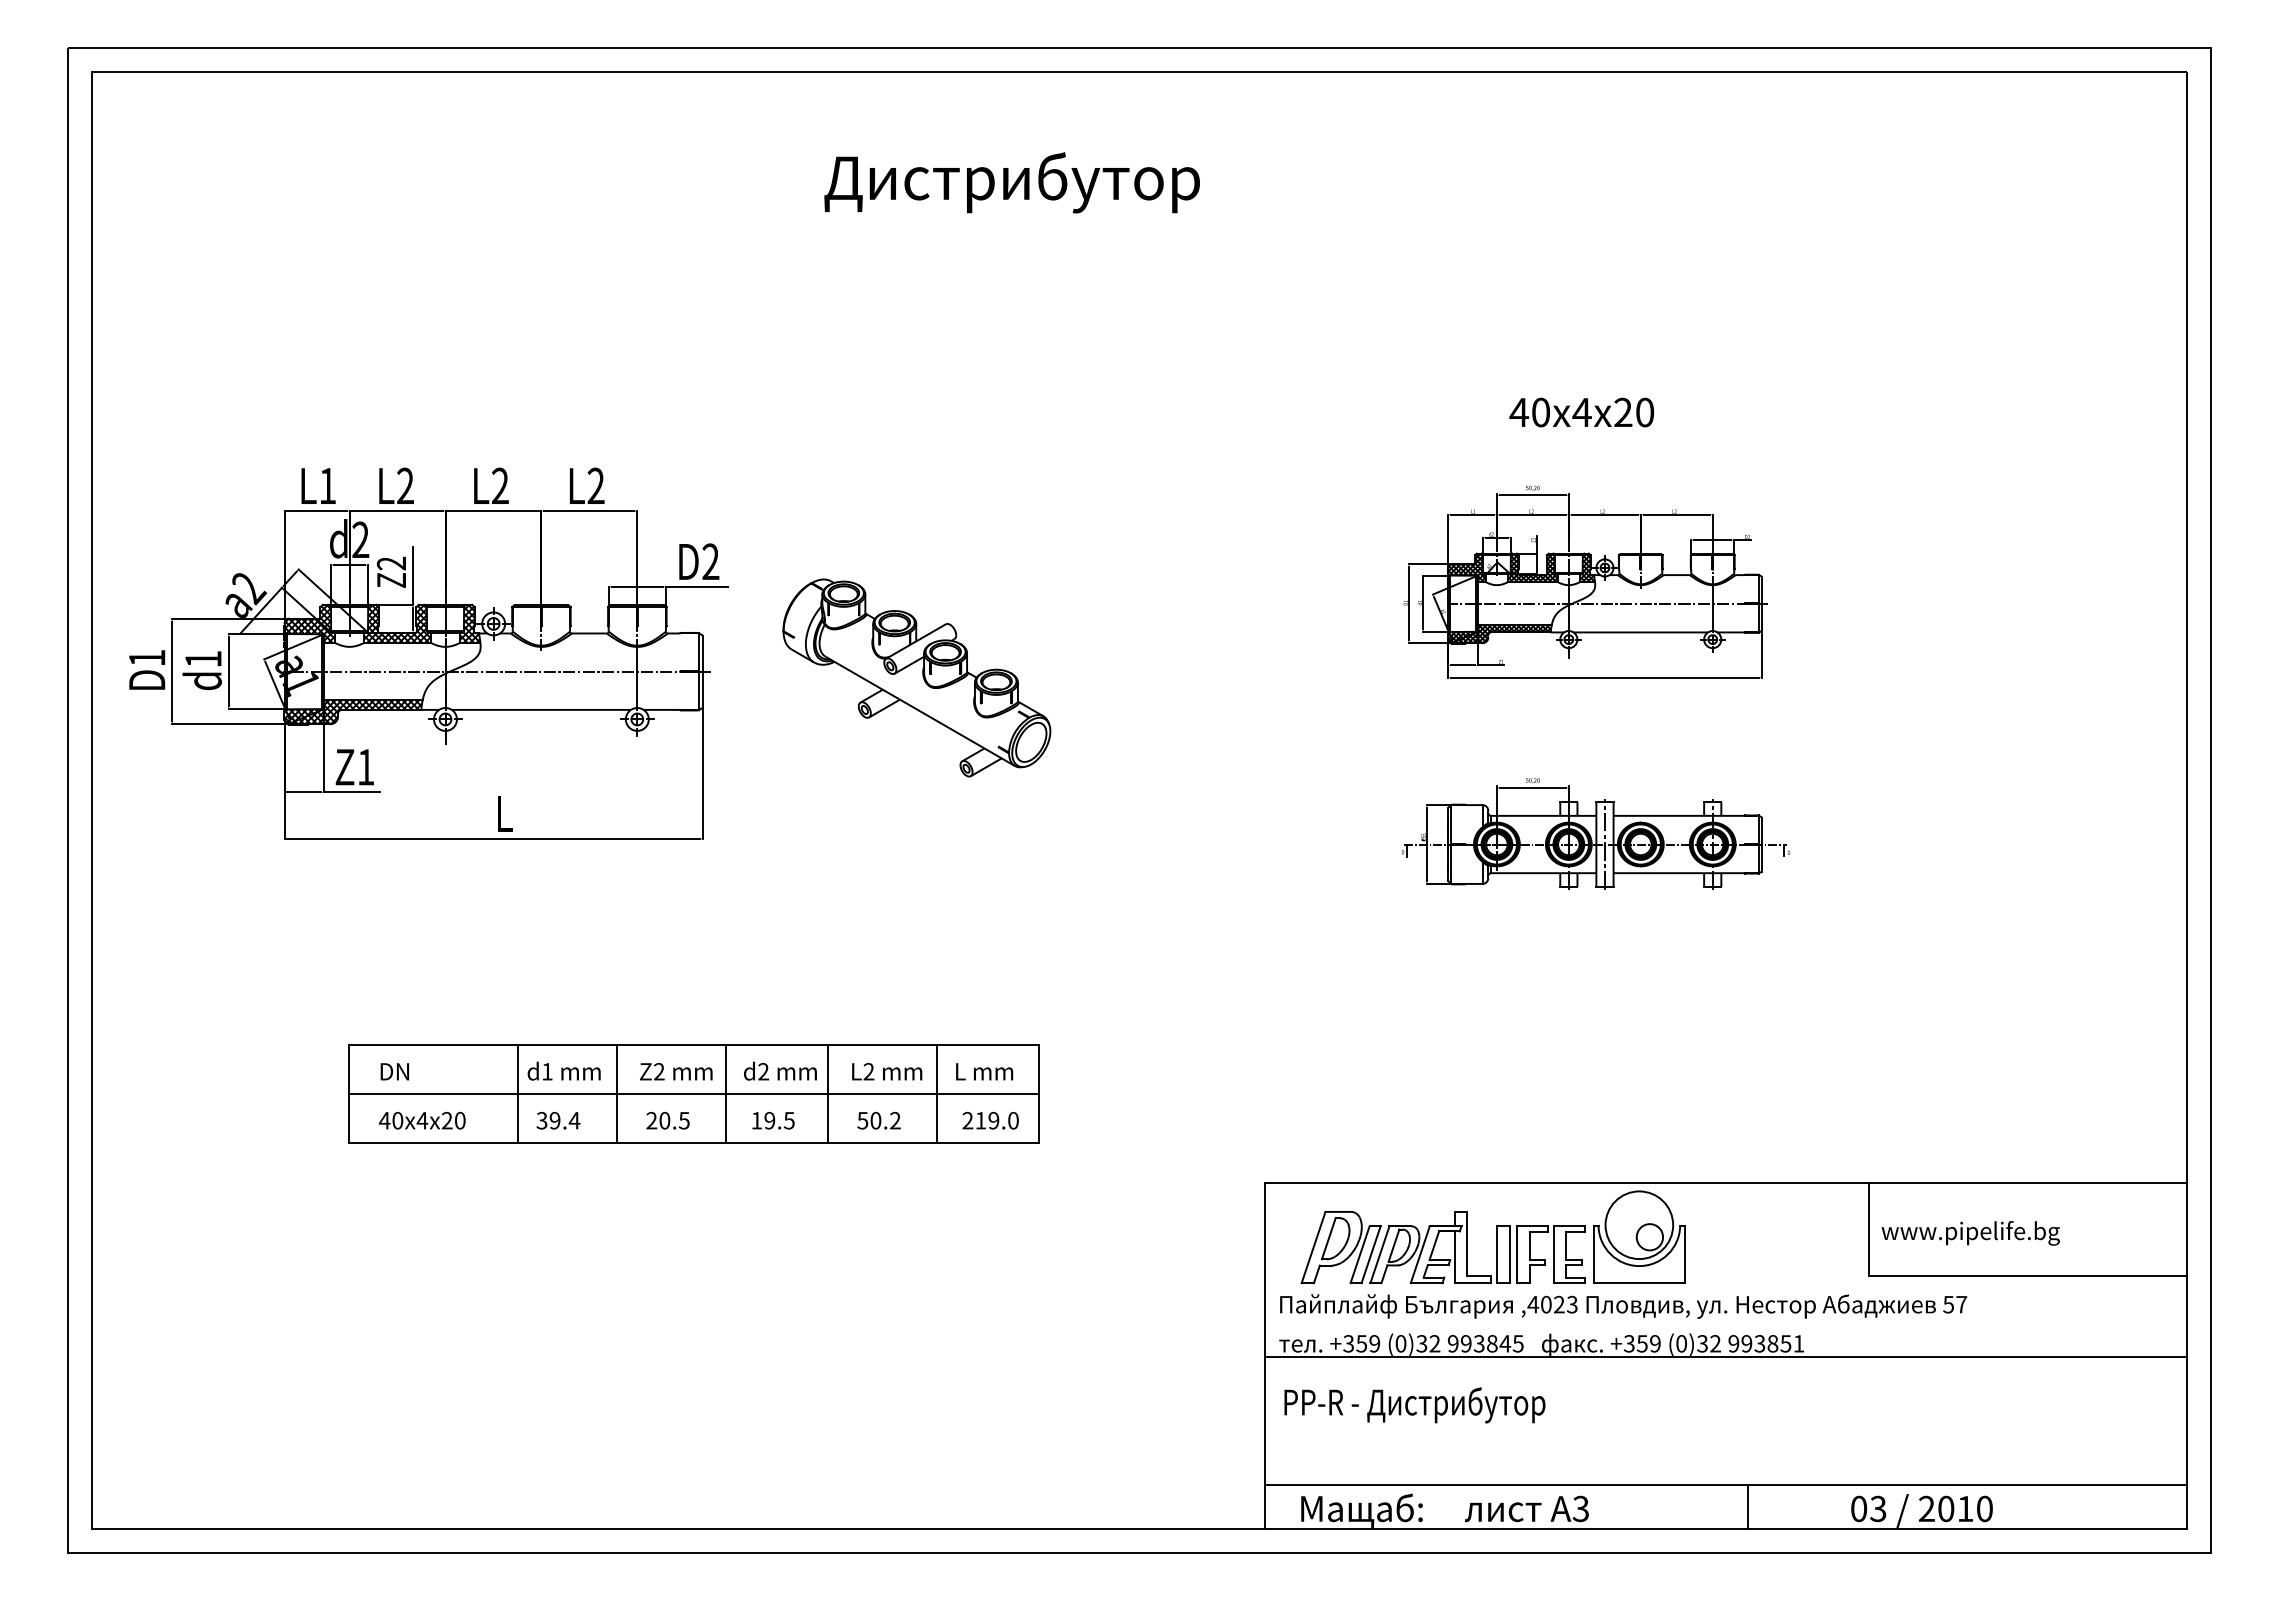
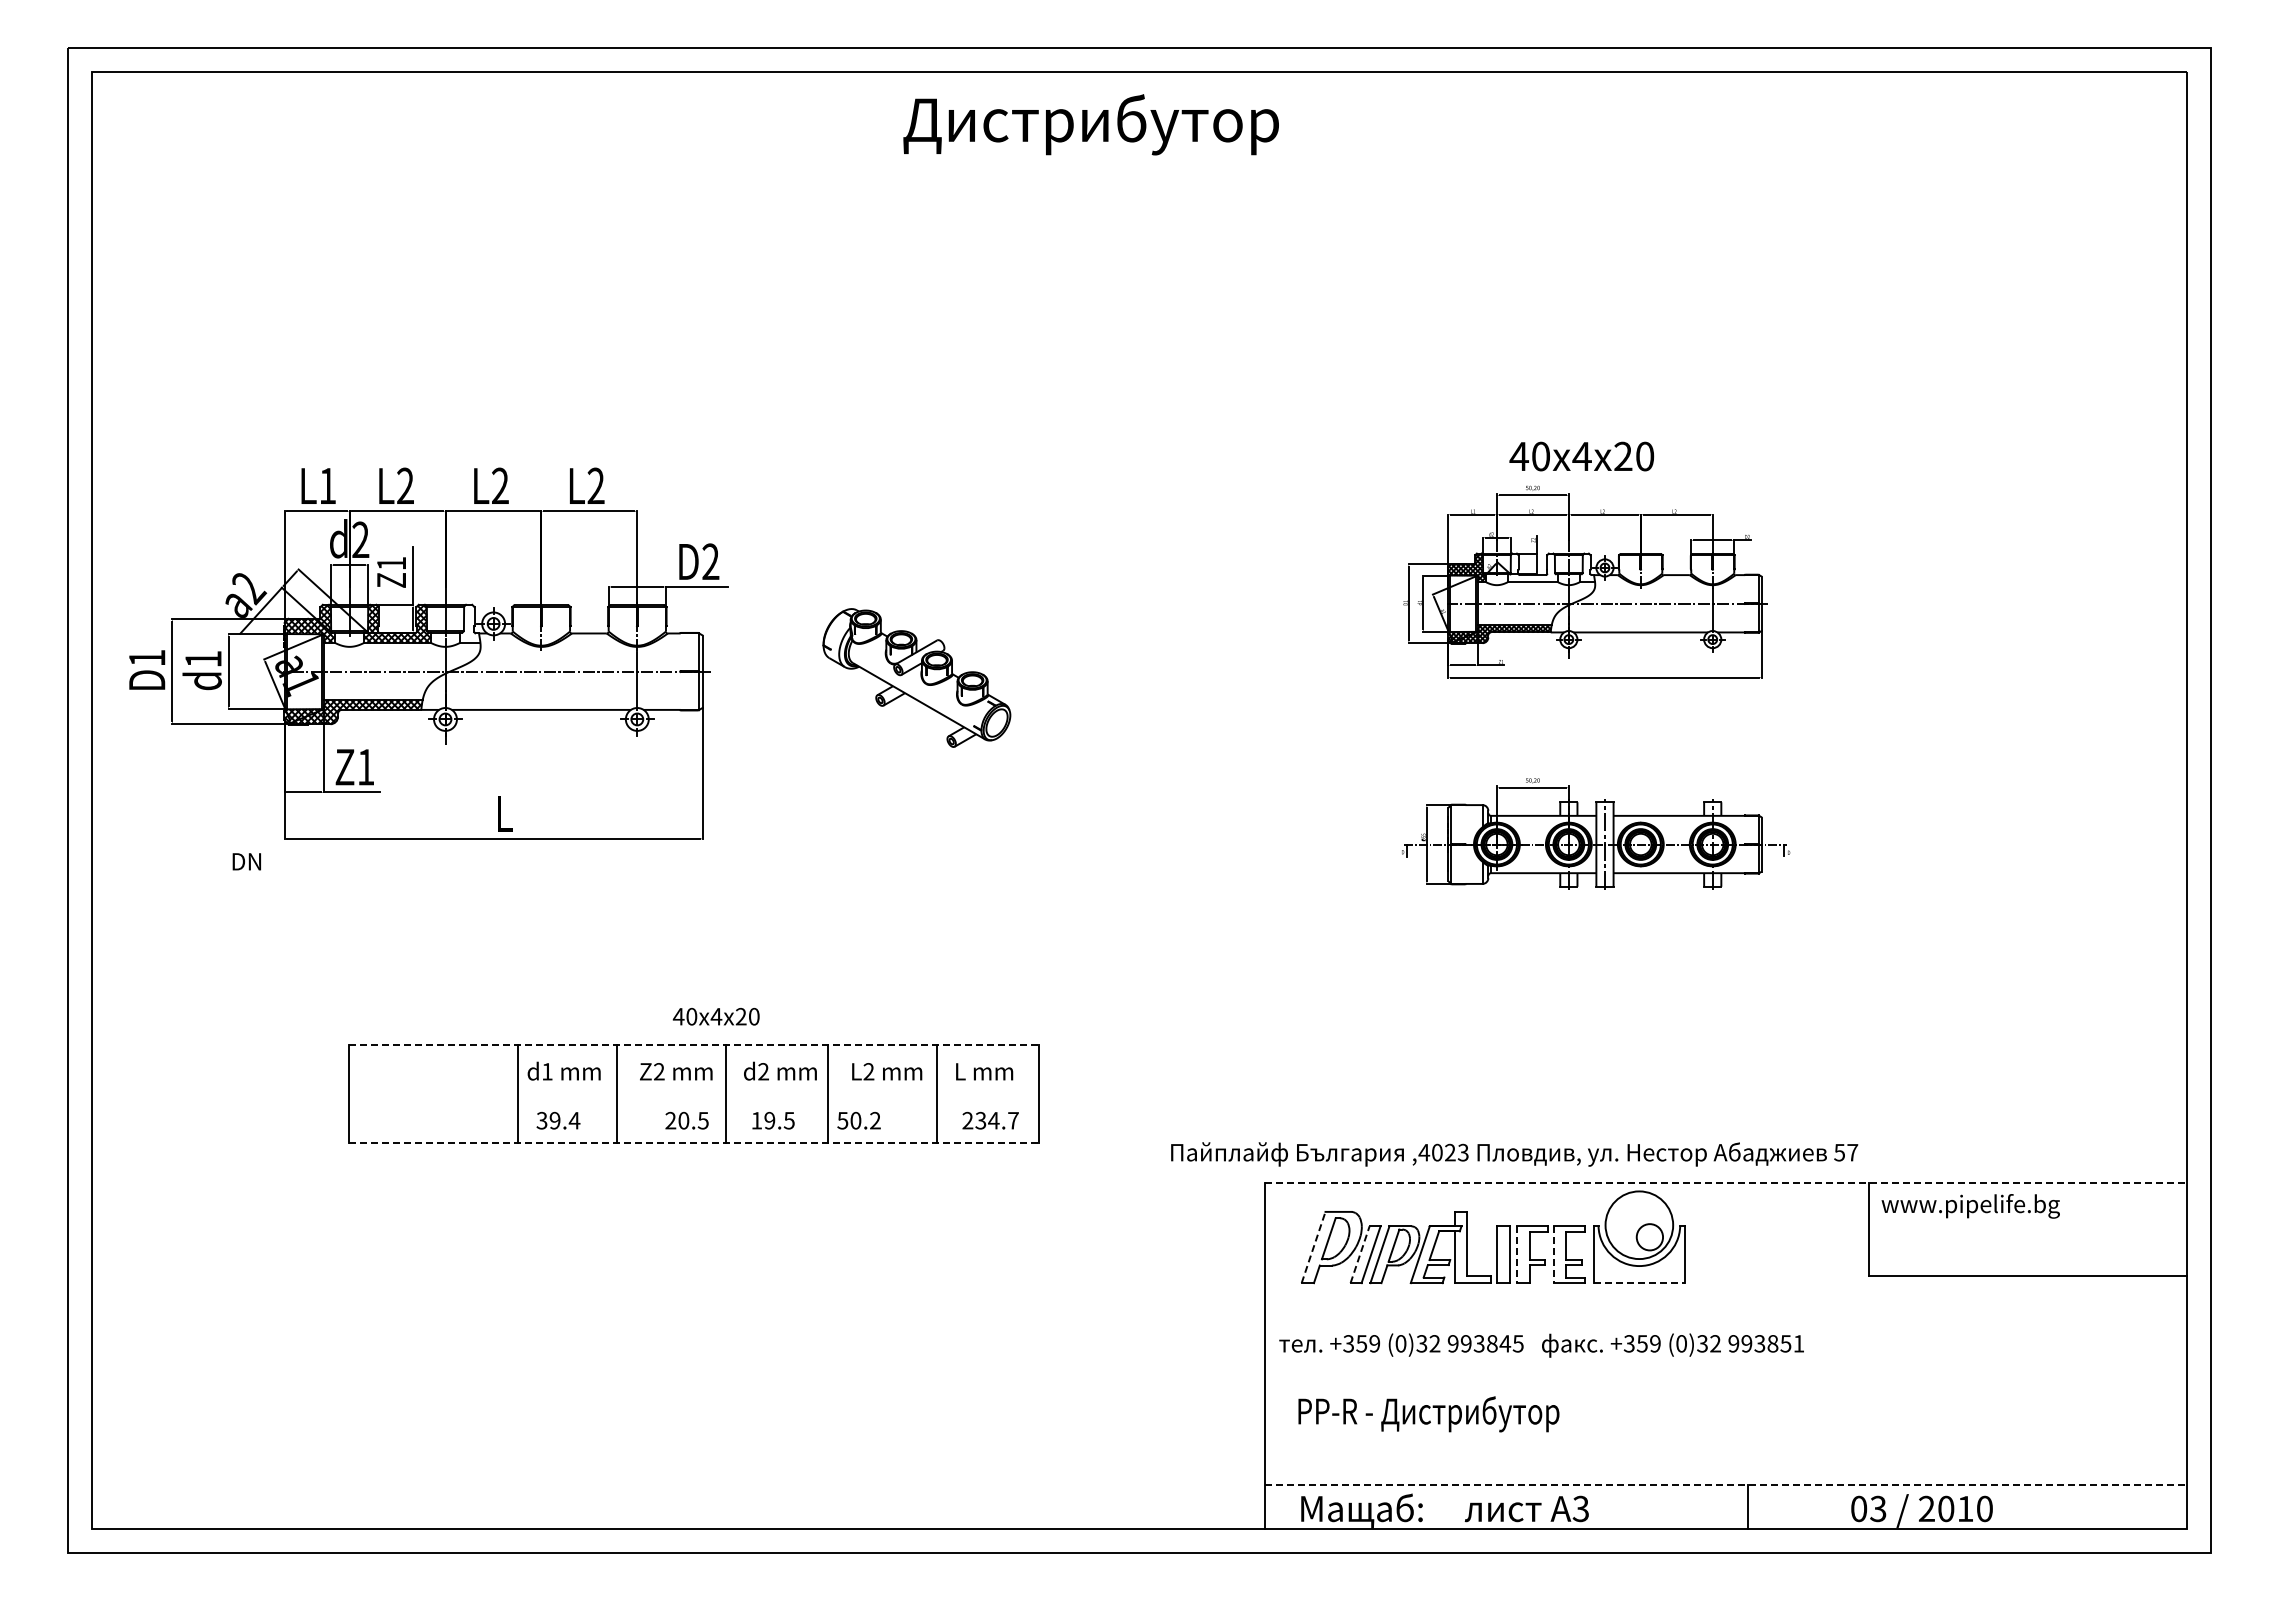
text position: (1011, 182) -> (1090, 124) (1090, 124)
text position: (1581, 412) -> (1581, 456) (1581, 456)
text: Z2 -> Z1 (390, 563)
hatch: present -> none (1532, 567)
hatch: present -> none (1587, 567)
hatch: present -> none (469, 623)
part size: 270x200 px -> 190x140 px (916, 677)
line: solid -> dashed (694, 1045)
text position: (394, 1071) -> (246, 861) (246, 861)
line: present -> none (693, 1094)
text position: (421, 1120) -> (715, 1016) (715, 1016)
text position: (667, 1120) -> (686, 1120) (686, 1120)
text position: (878, 1120) -> (858, 1120) (858, 1120)
text: 219.0 -> 234.7 (996, 1120)
line: solid -> dashed (694, 1143)
line: solid -> dashed (1725, 1183)
text position: (1970, 1233) -> (1970, 1206) (1970, 1206)
line: solid -> dashed (1313, 1247)
line: solid -> dashed (1360, 1254)
line: solid -> dashed (1517, 1255)
line: solid -> dashed (1554, 1255)
line: solid -> dashed (1639, 1283)
text position: (1623, 1306) -> (1514, 1154) (1514, 1154)
line: present -> none (1725, 1356)
text position: (1414, 1405) -> (1428, 1414) (1428, 1414)
line: solid -> dashed (1725, 1485)
